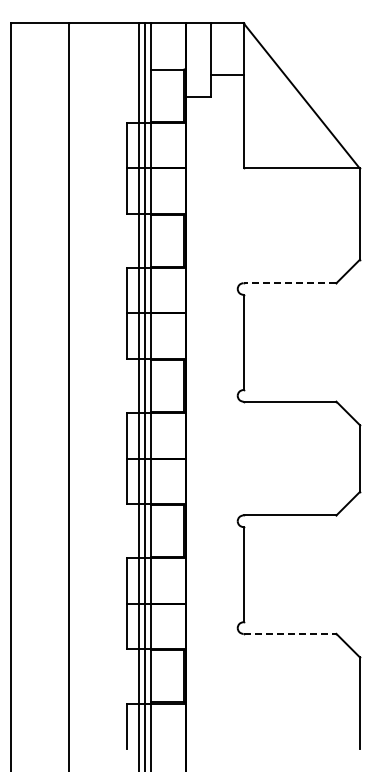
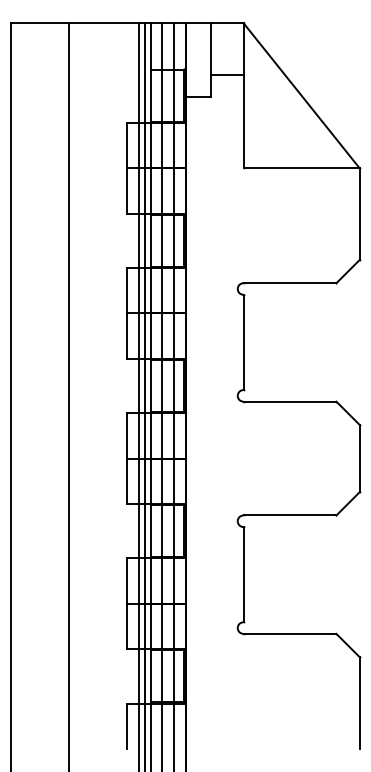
line: dashed -> solid (289, 283)
line: none -> present (162, 395)
line: none -> present (173, 395)
line: dashed -> solid (290, 633)
